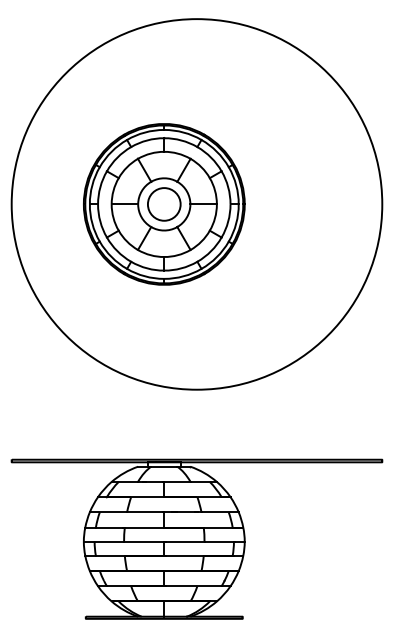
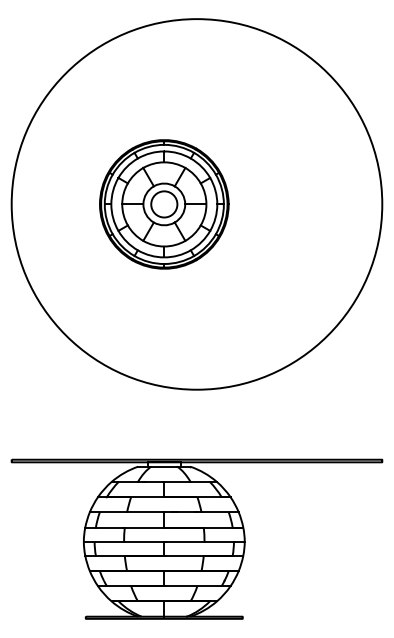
part size: 163x163 px -> 131x131 px (164, 204)
